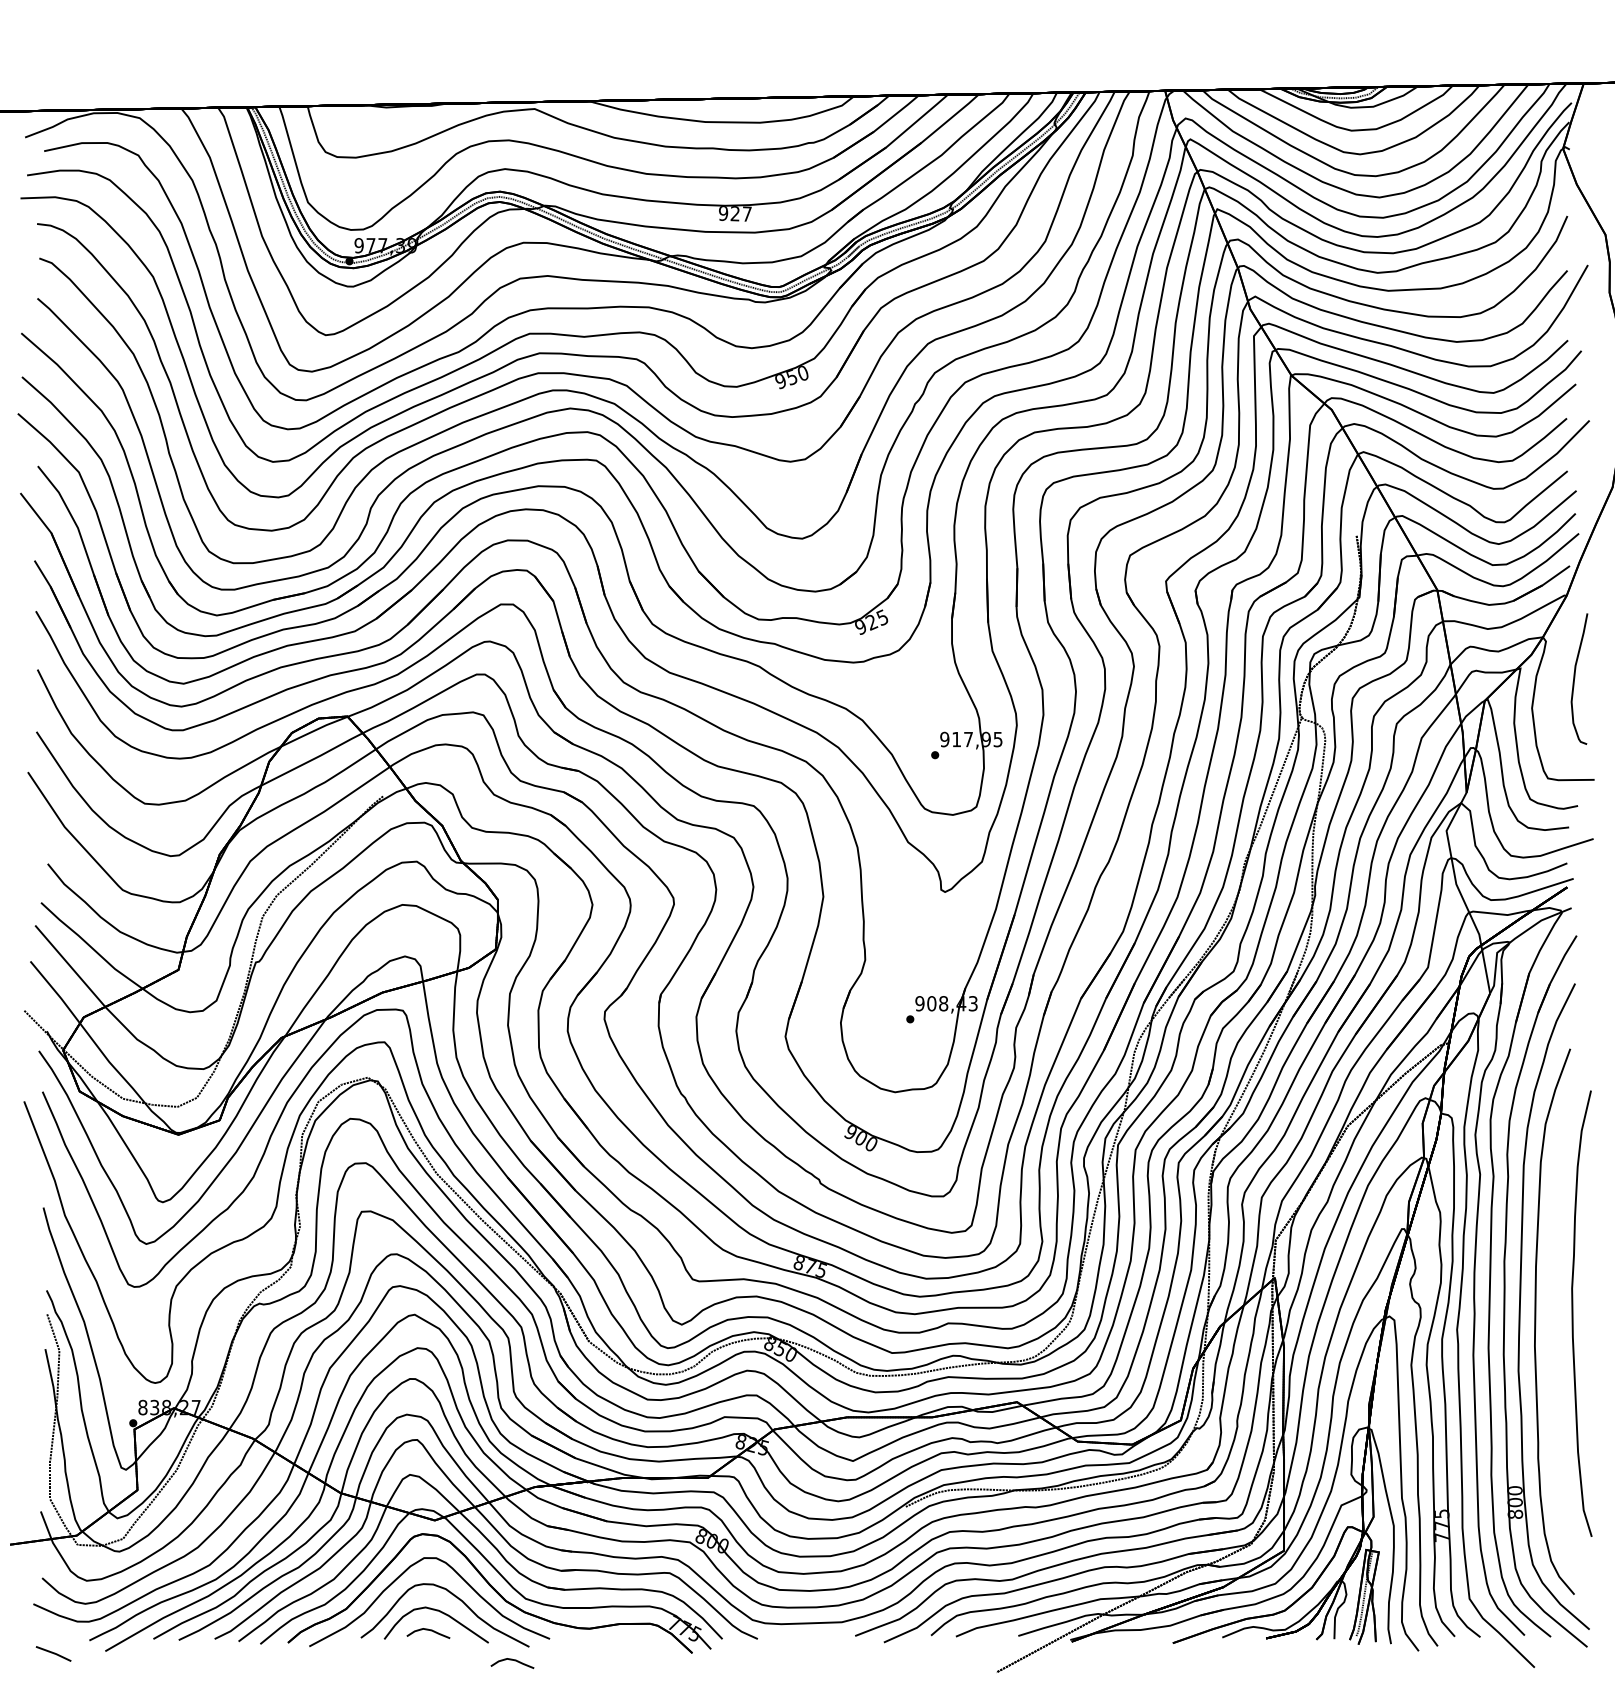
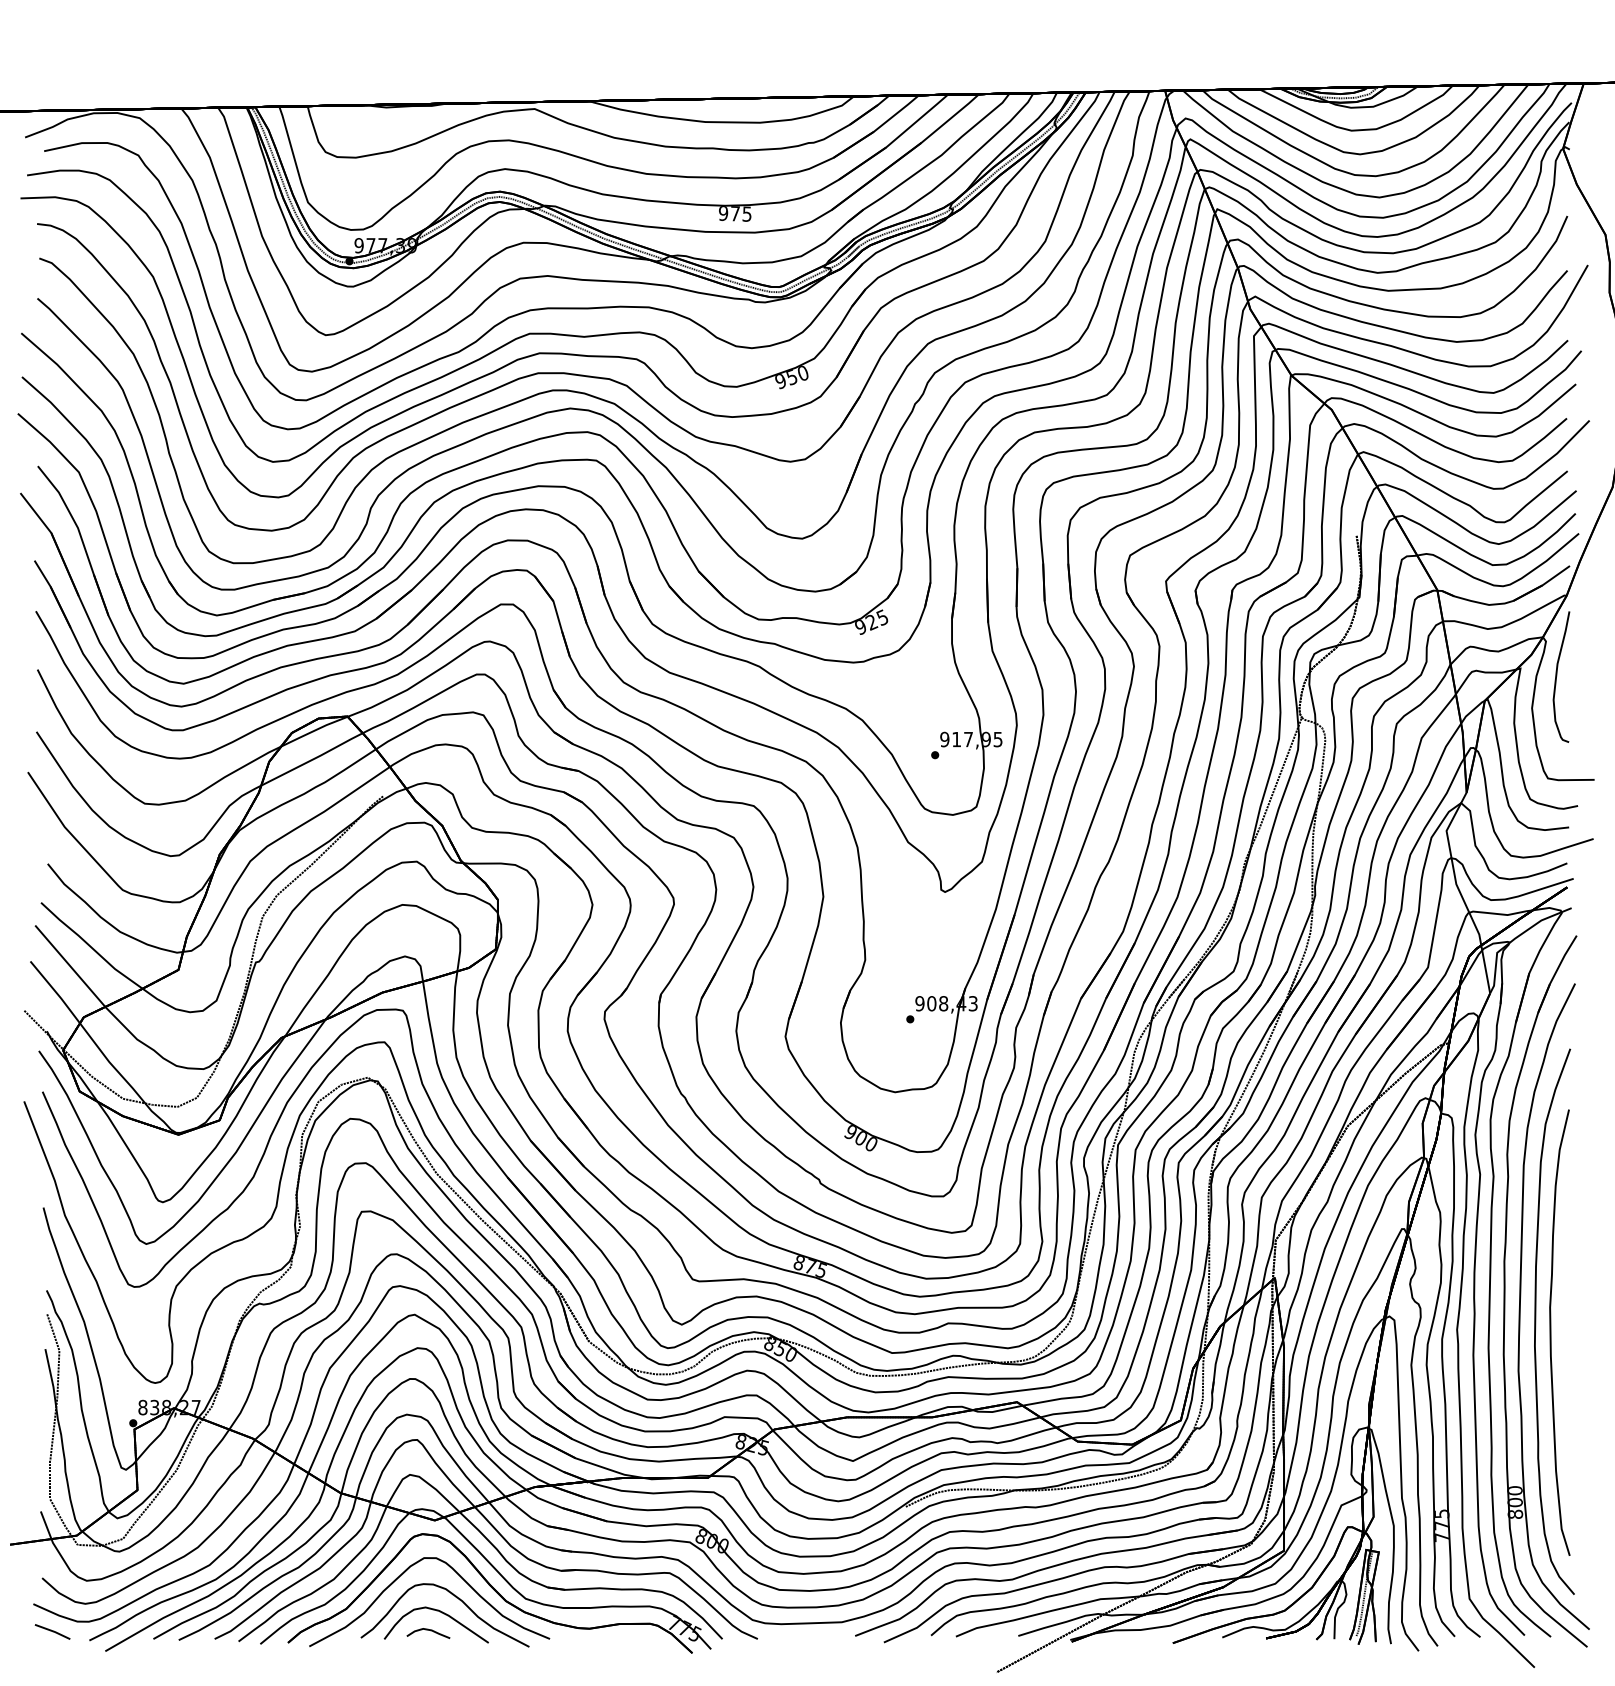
text: 927 -> 975 (740, 213)
curve position: (1575, 678) -> (1557, 676) (1557, 676)
curve position: (1573, 1313) -> (1551, 1332) (1551, 1332)
line position: (53, 1653) -> (52, 1631) (52, 1631)
part: present -> none (512, 1663)
